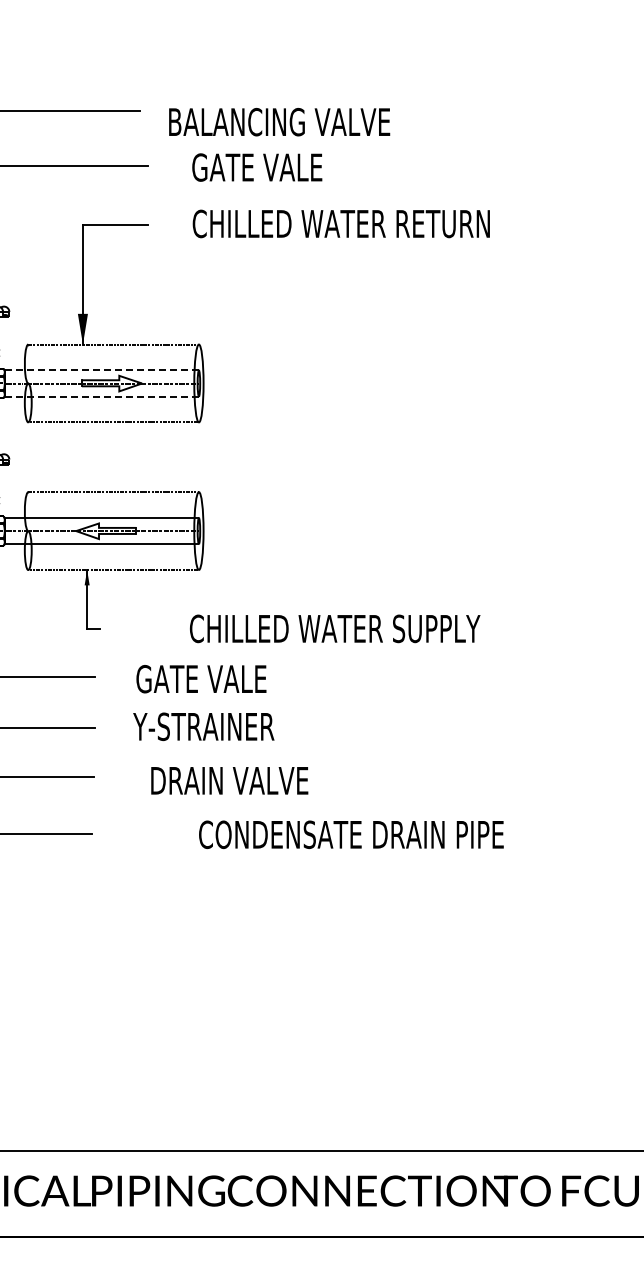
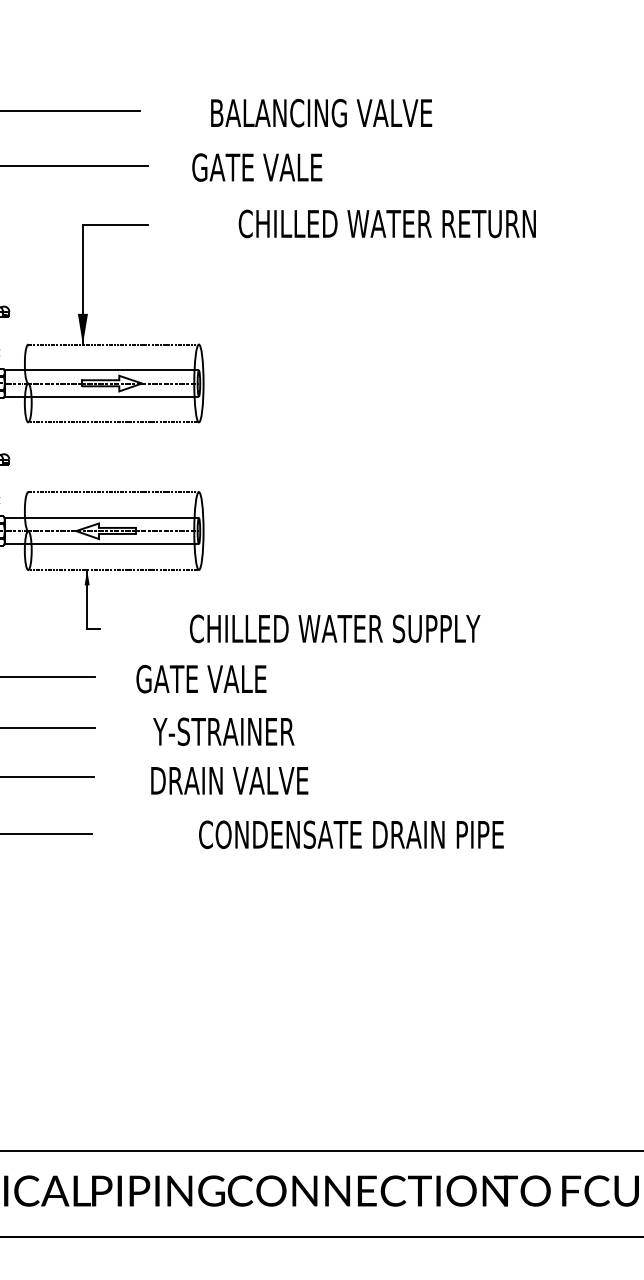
text position: (279, 122) -> (321, 113) (321, 113)
text position: (340, 223) -> (386, 223) (386, 223)
line: dashed -> solid (4, 382)
text position: (203, 726) -> (223, 731) (223, 731)
